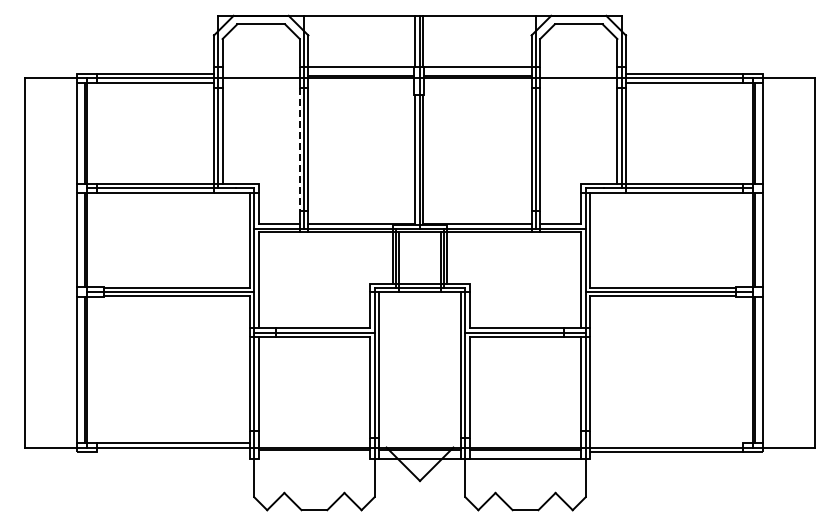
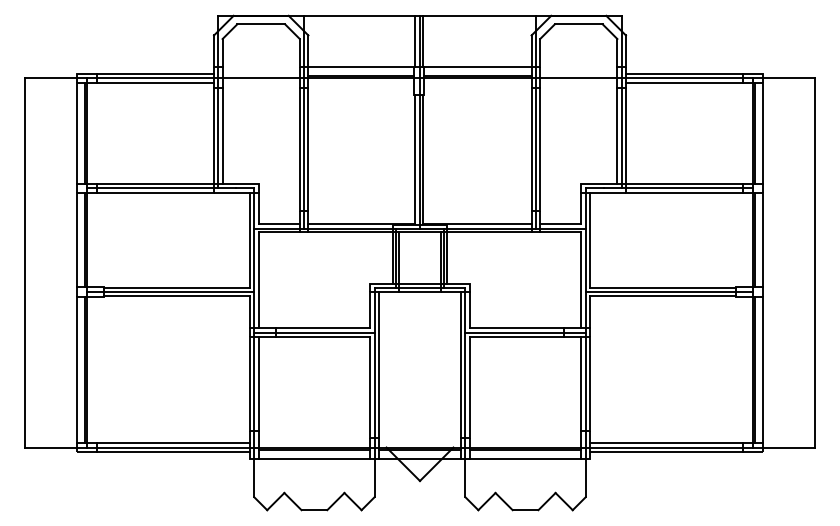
line: dashed -> solid (299, 149)
line: none -> present (665, 443)
line: none -> present (173, 451)
line: none -> present (314, 458)
